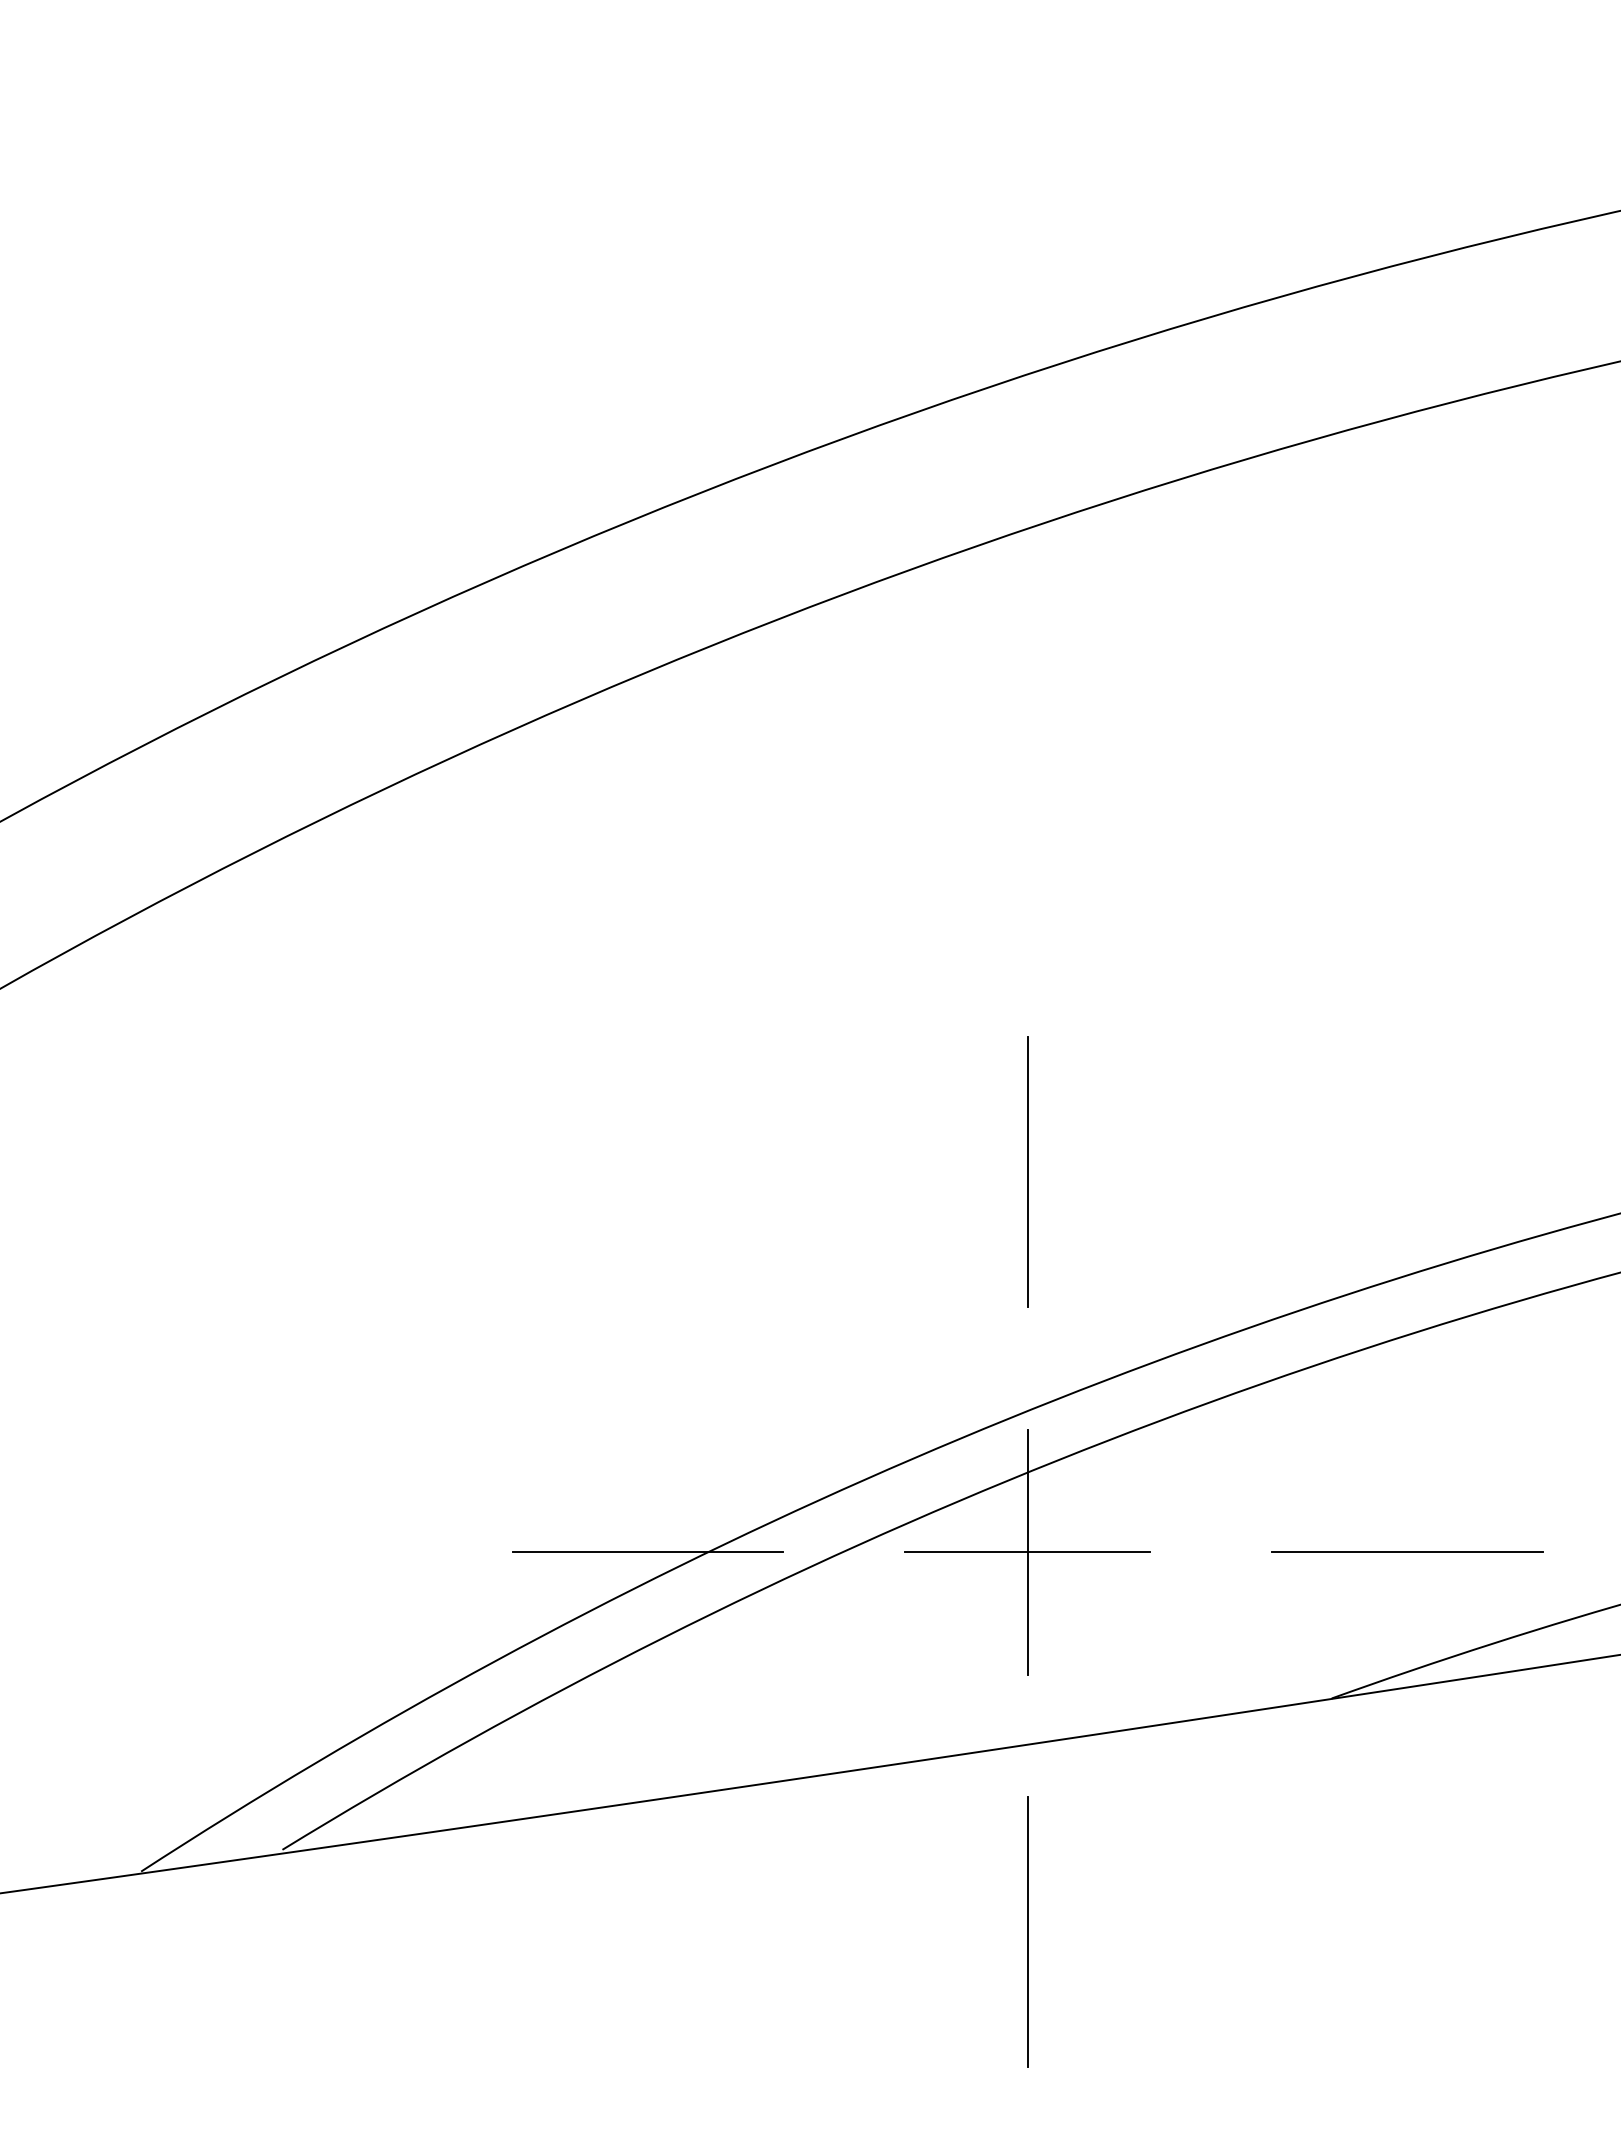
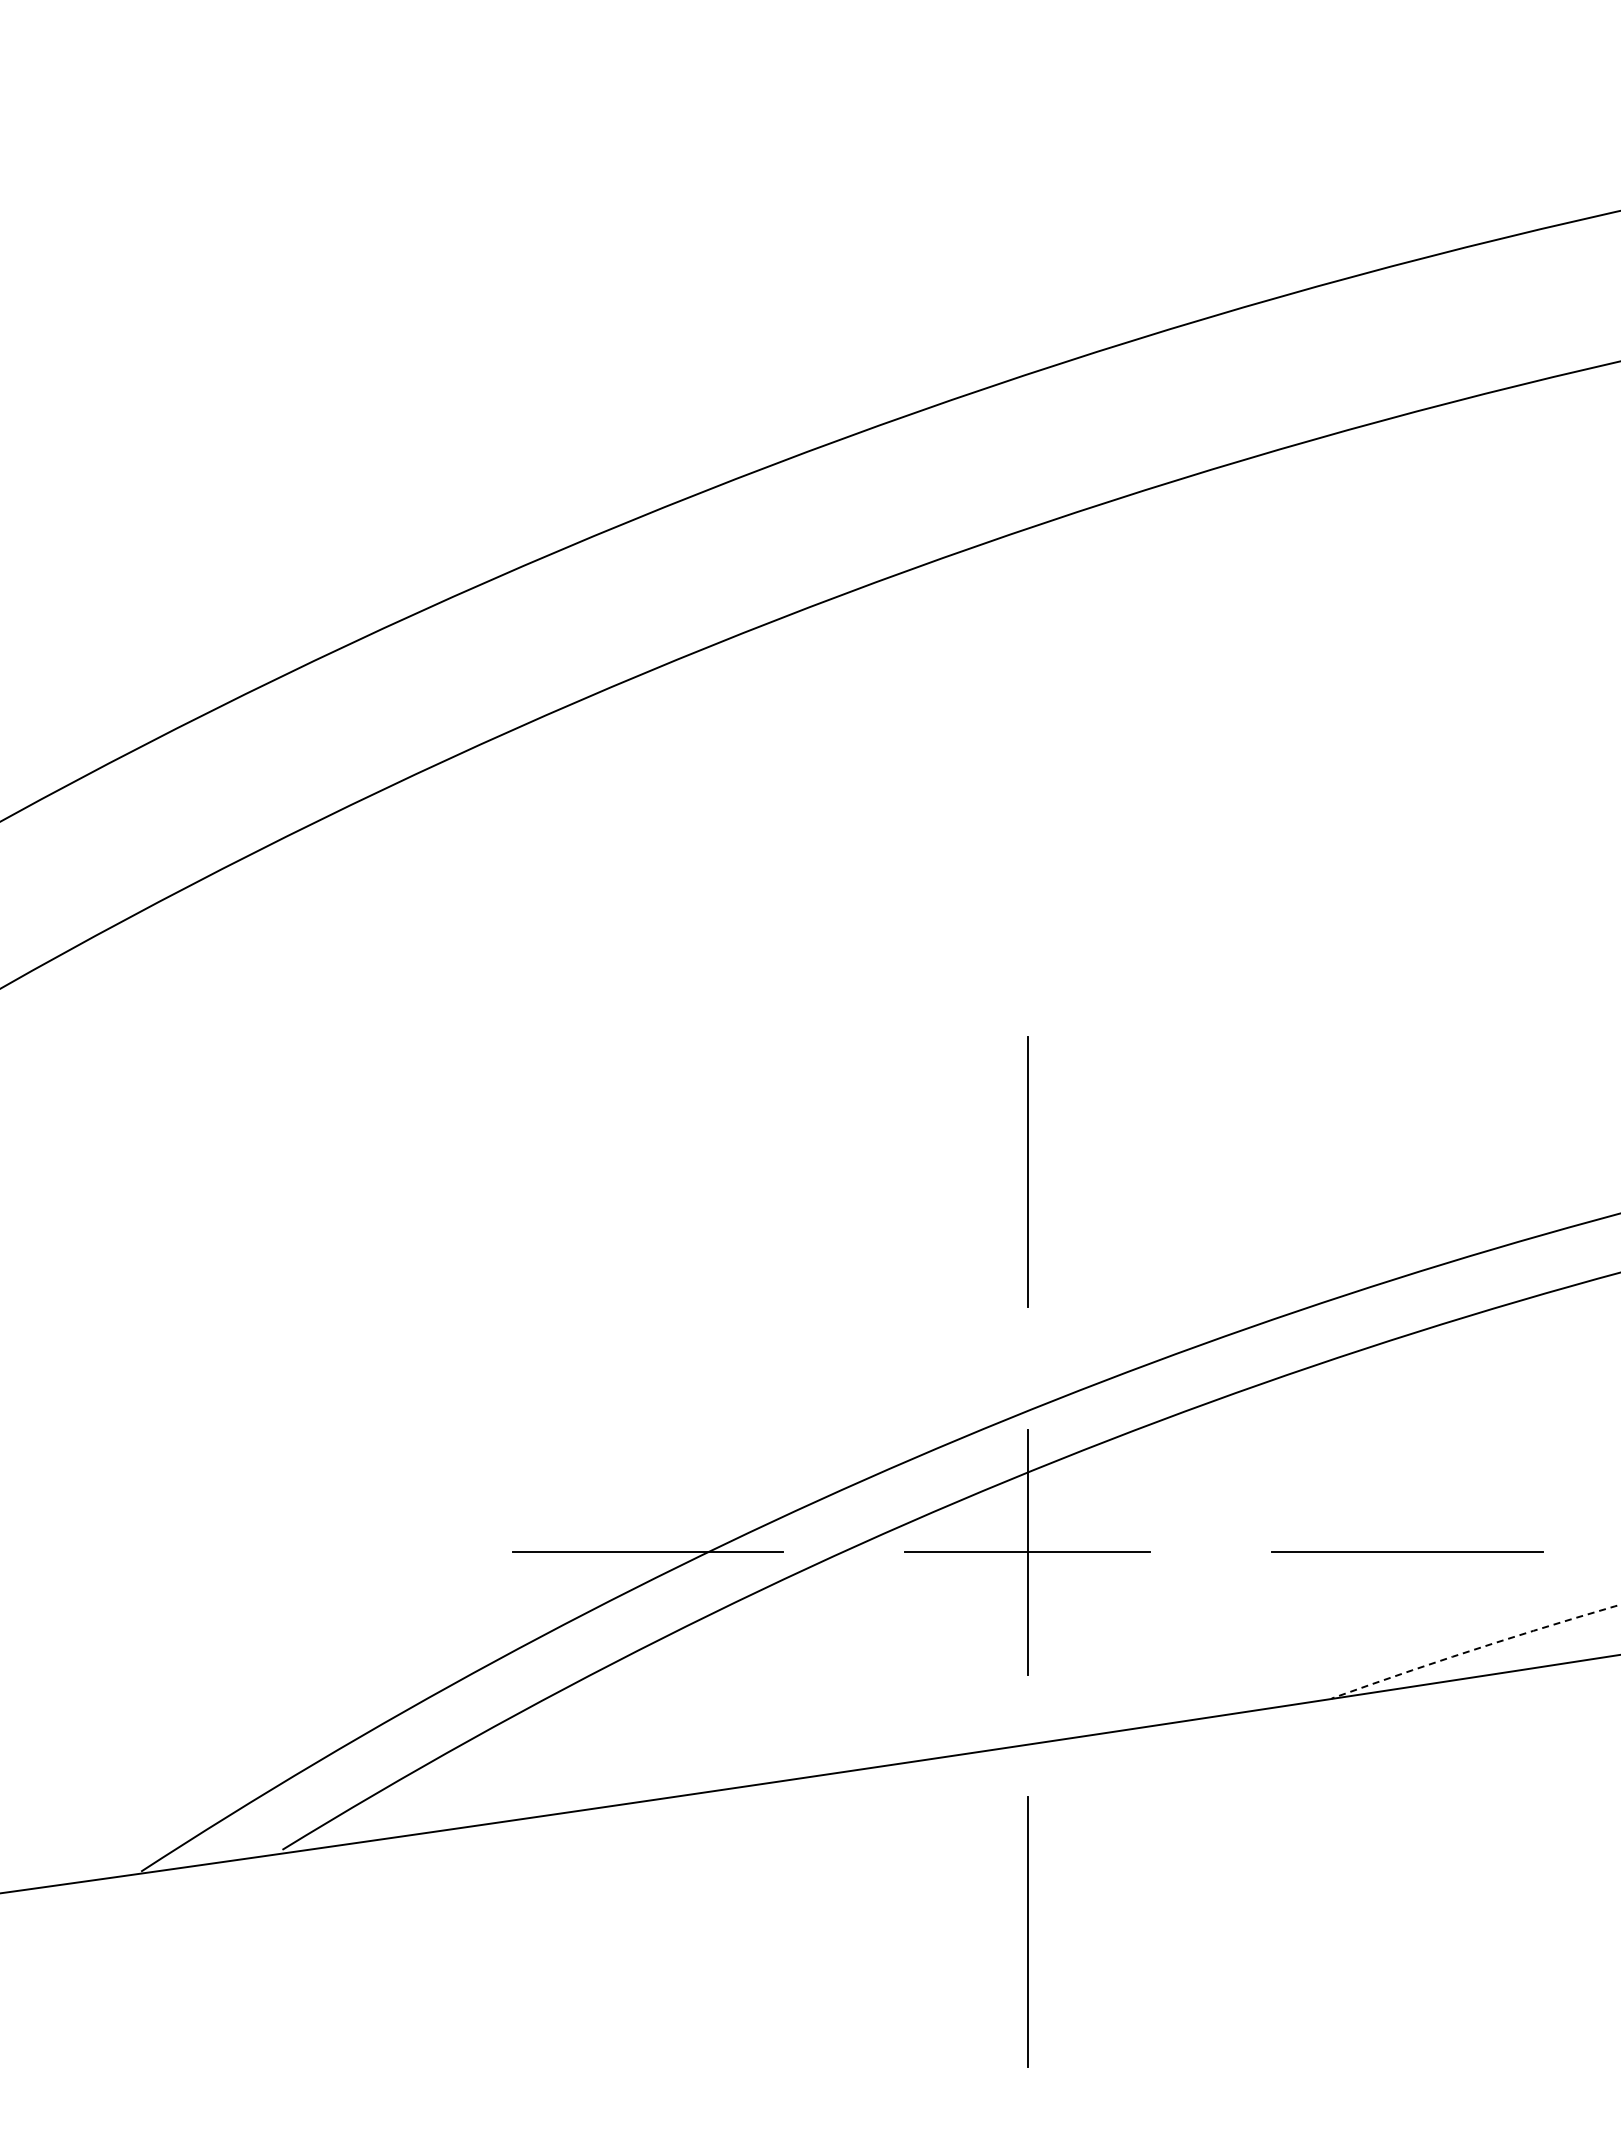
arc: solid -> dashed (1475, 1649)
